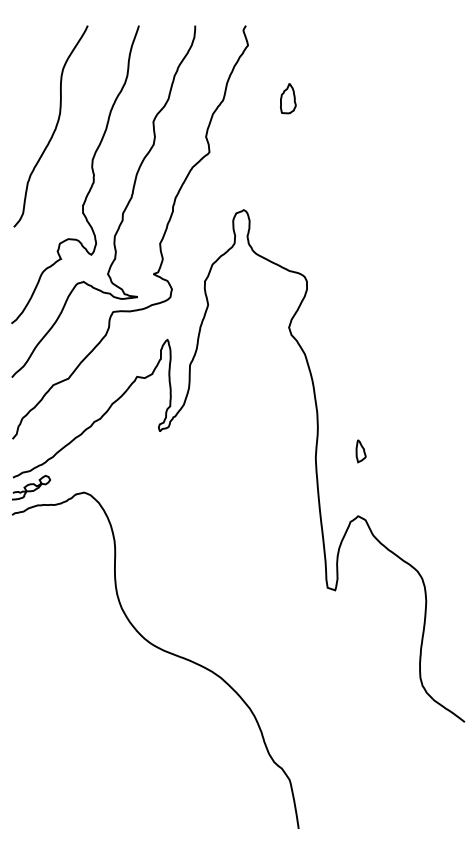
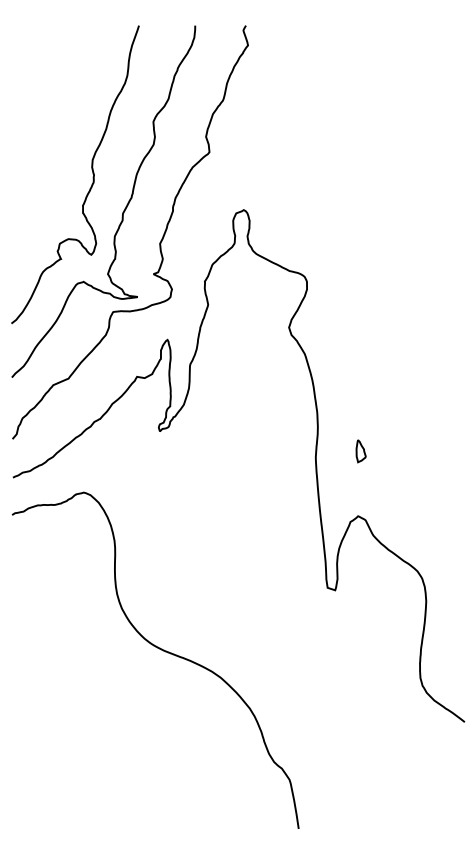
part: present -> none (288, 98)
curve: present -> none (54, 128)
part: present -> none (31, 487)
